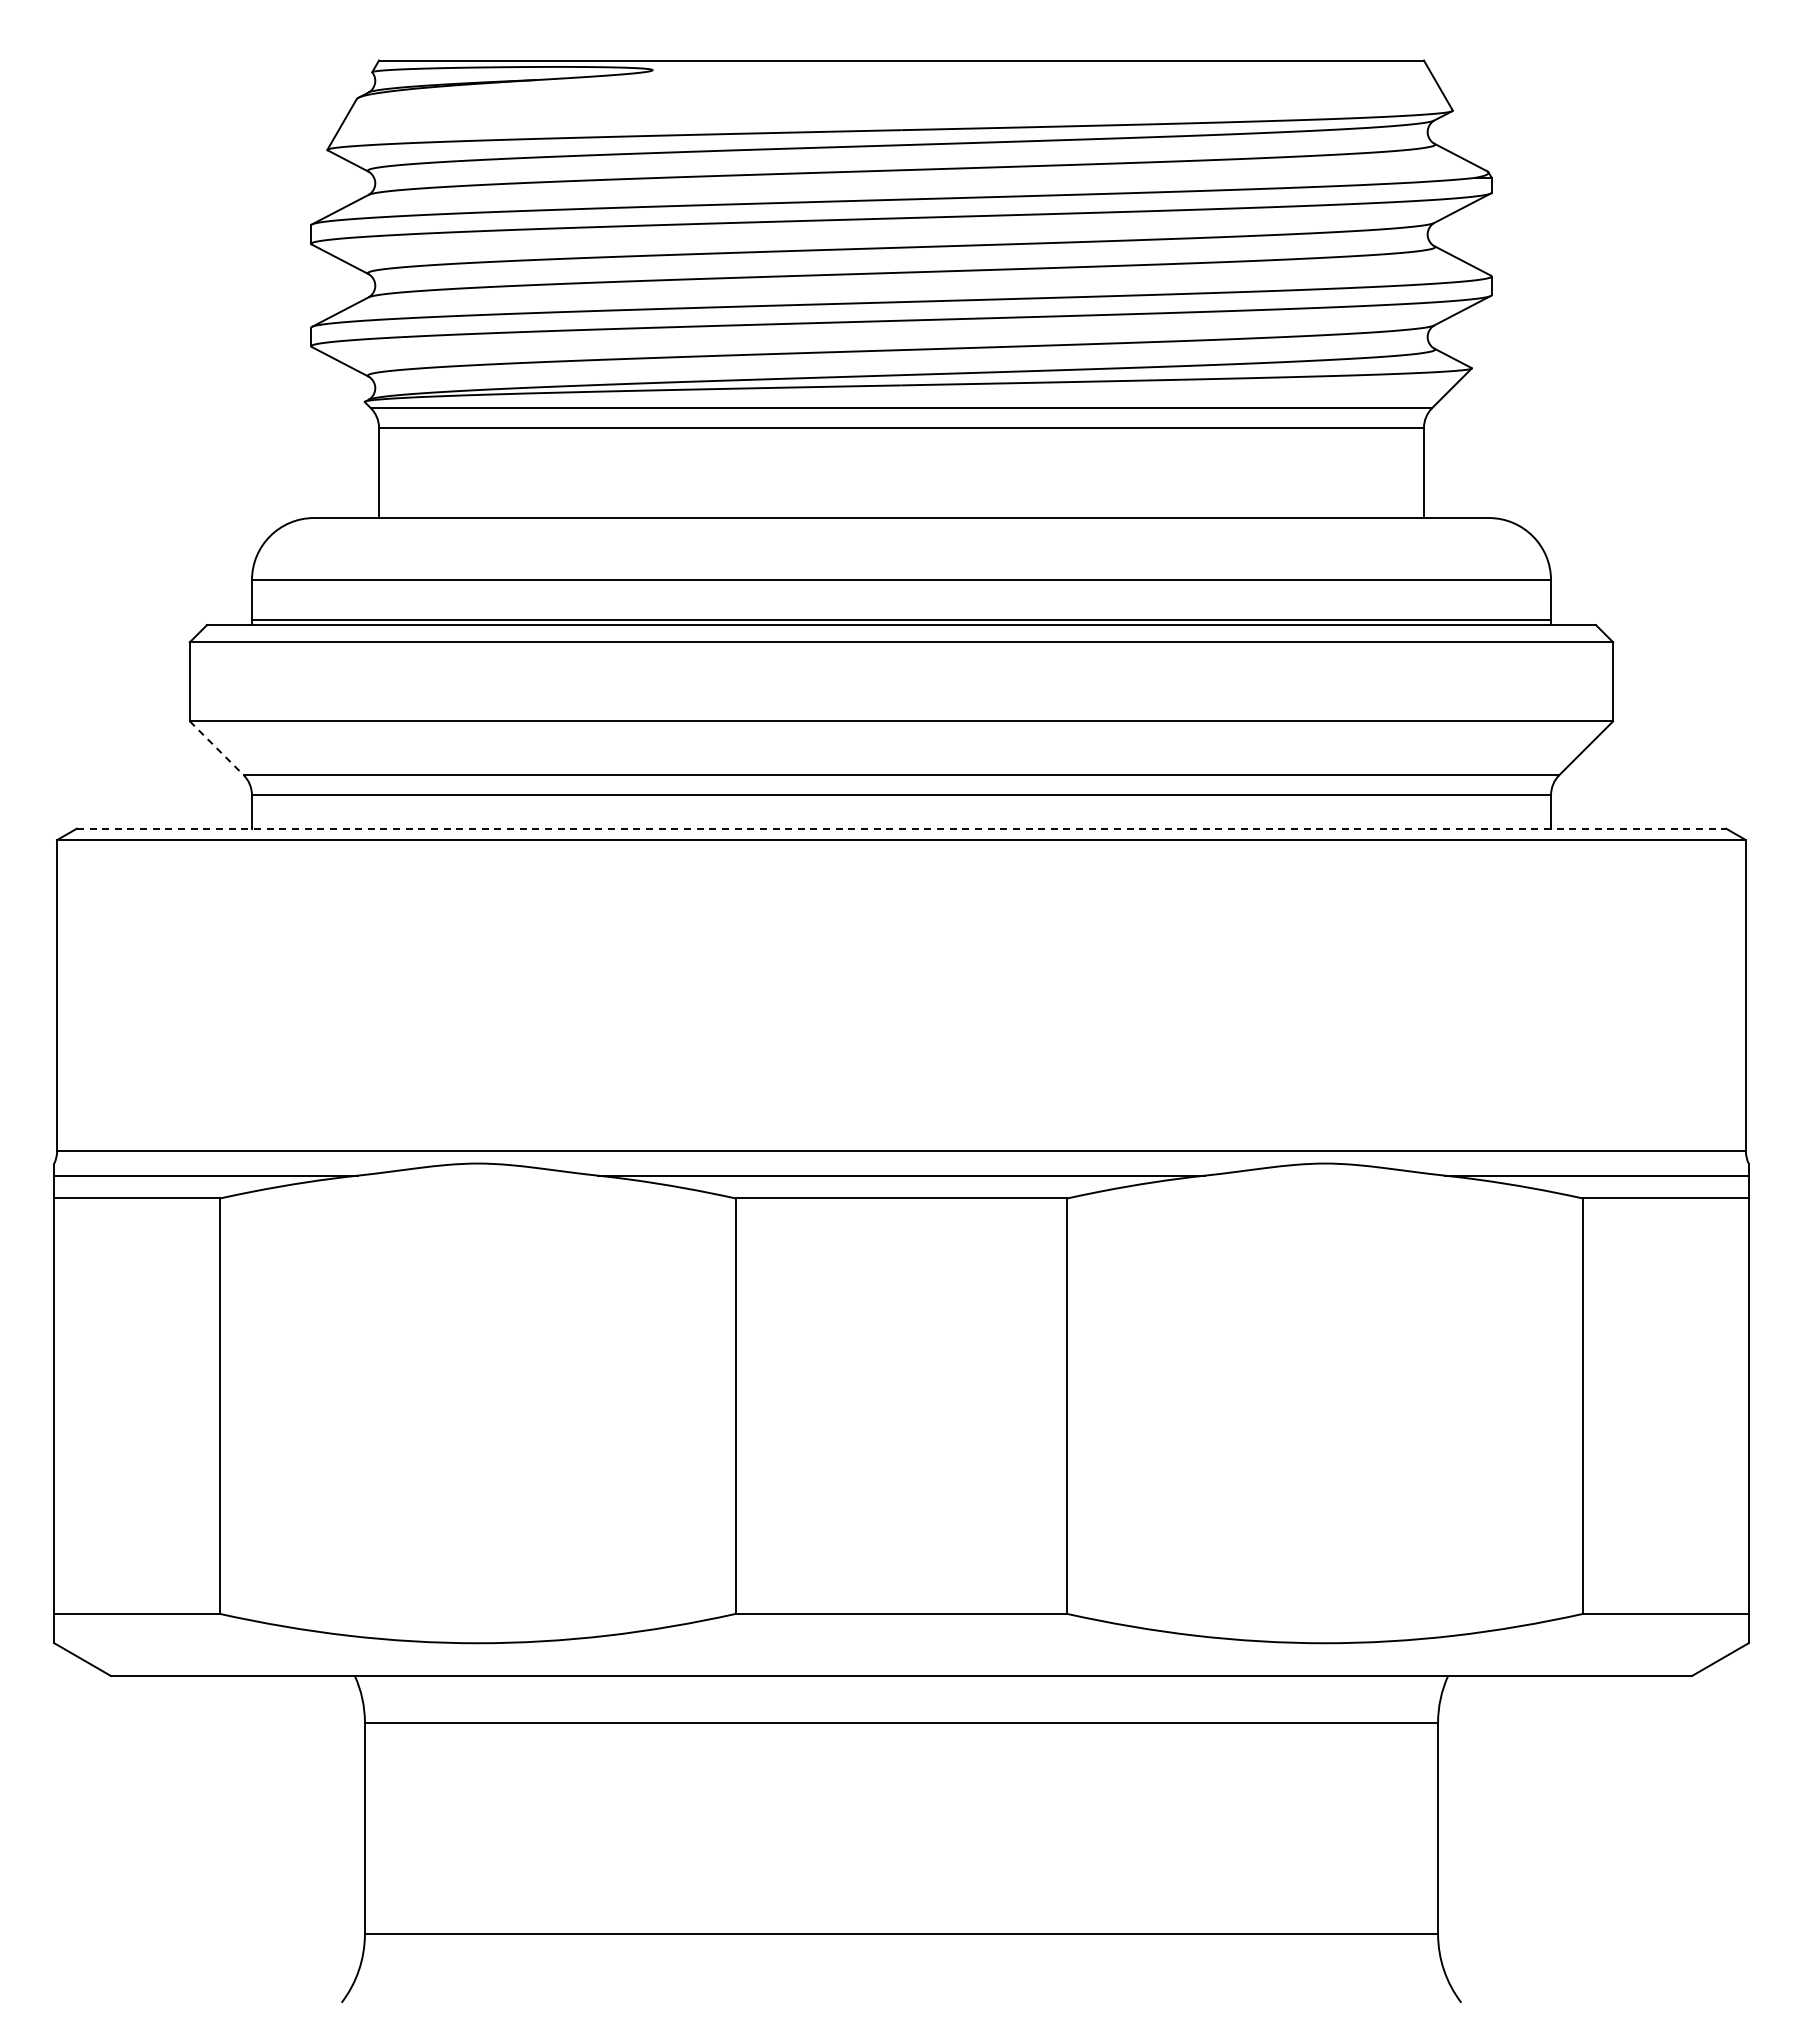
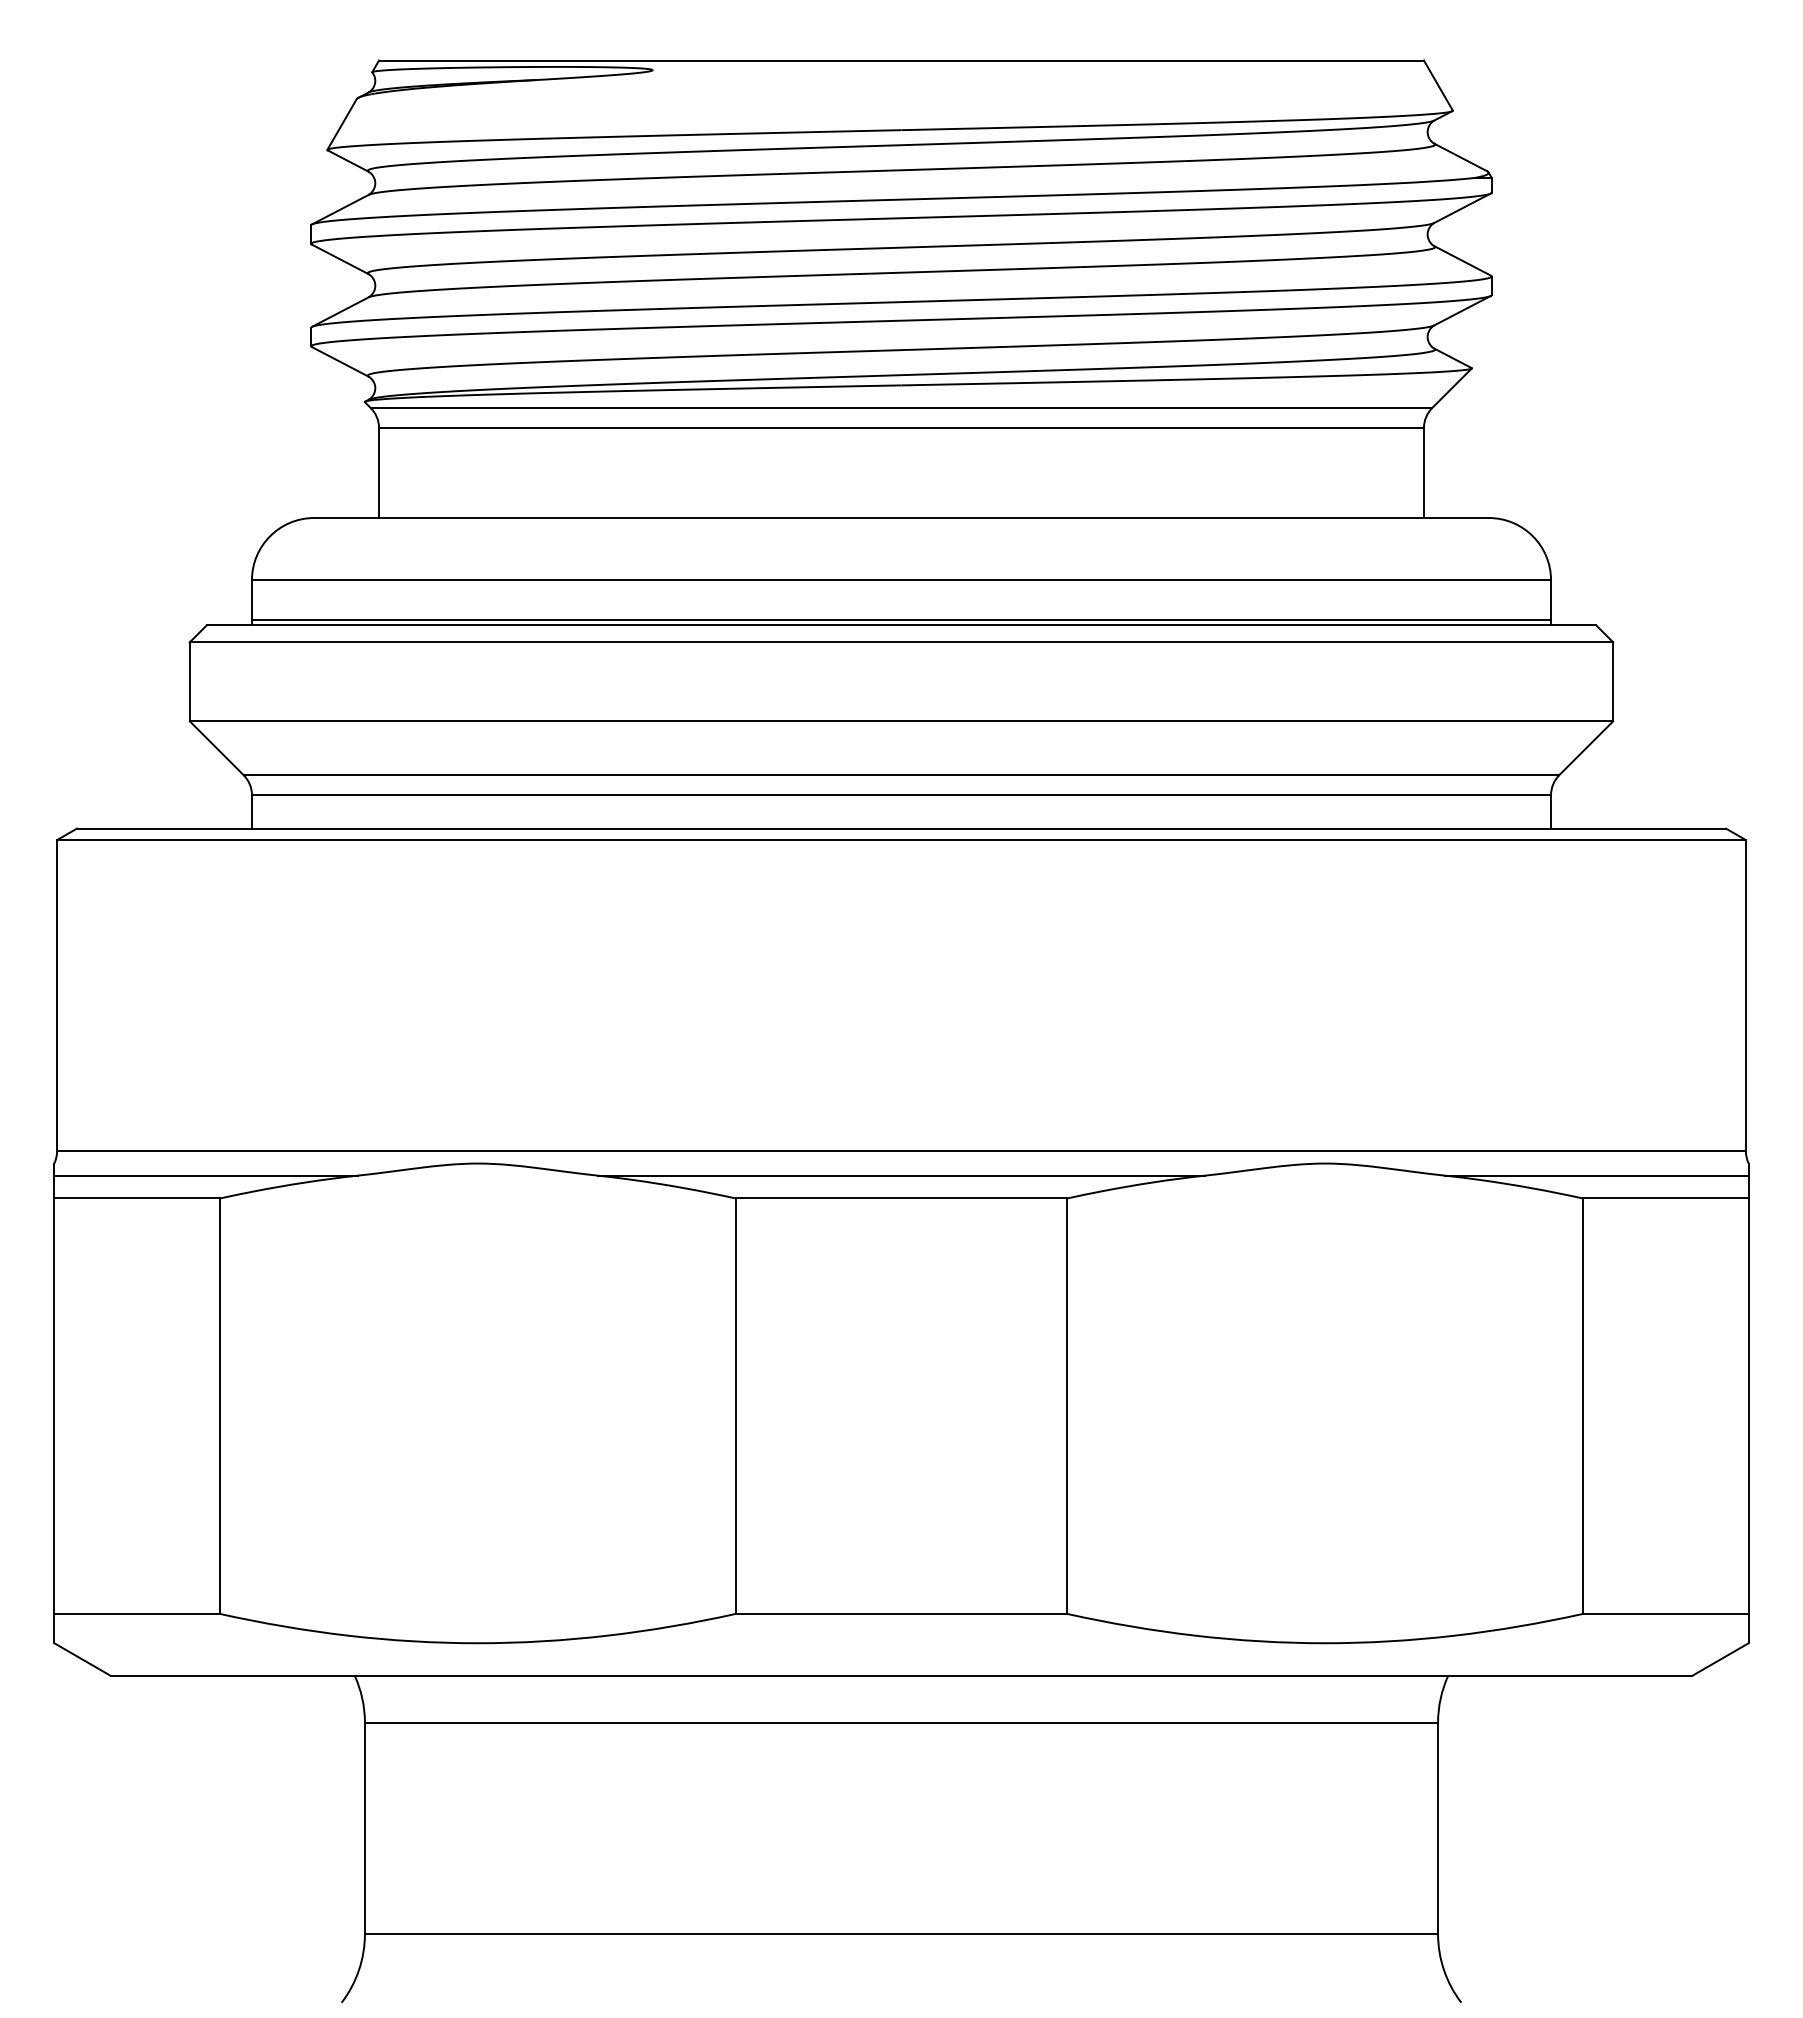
line: dashed -> solid (217, 748)
line: dashed -> solid (901, 828)
